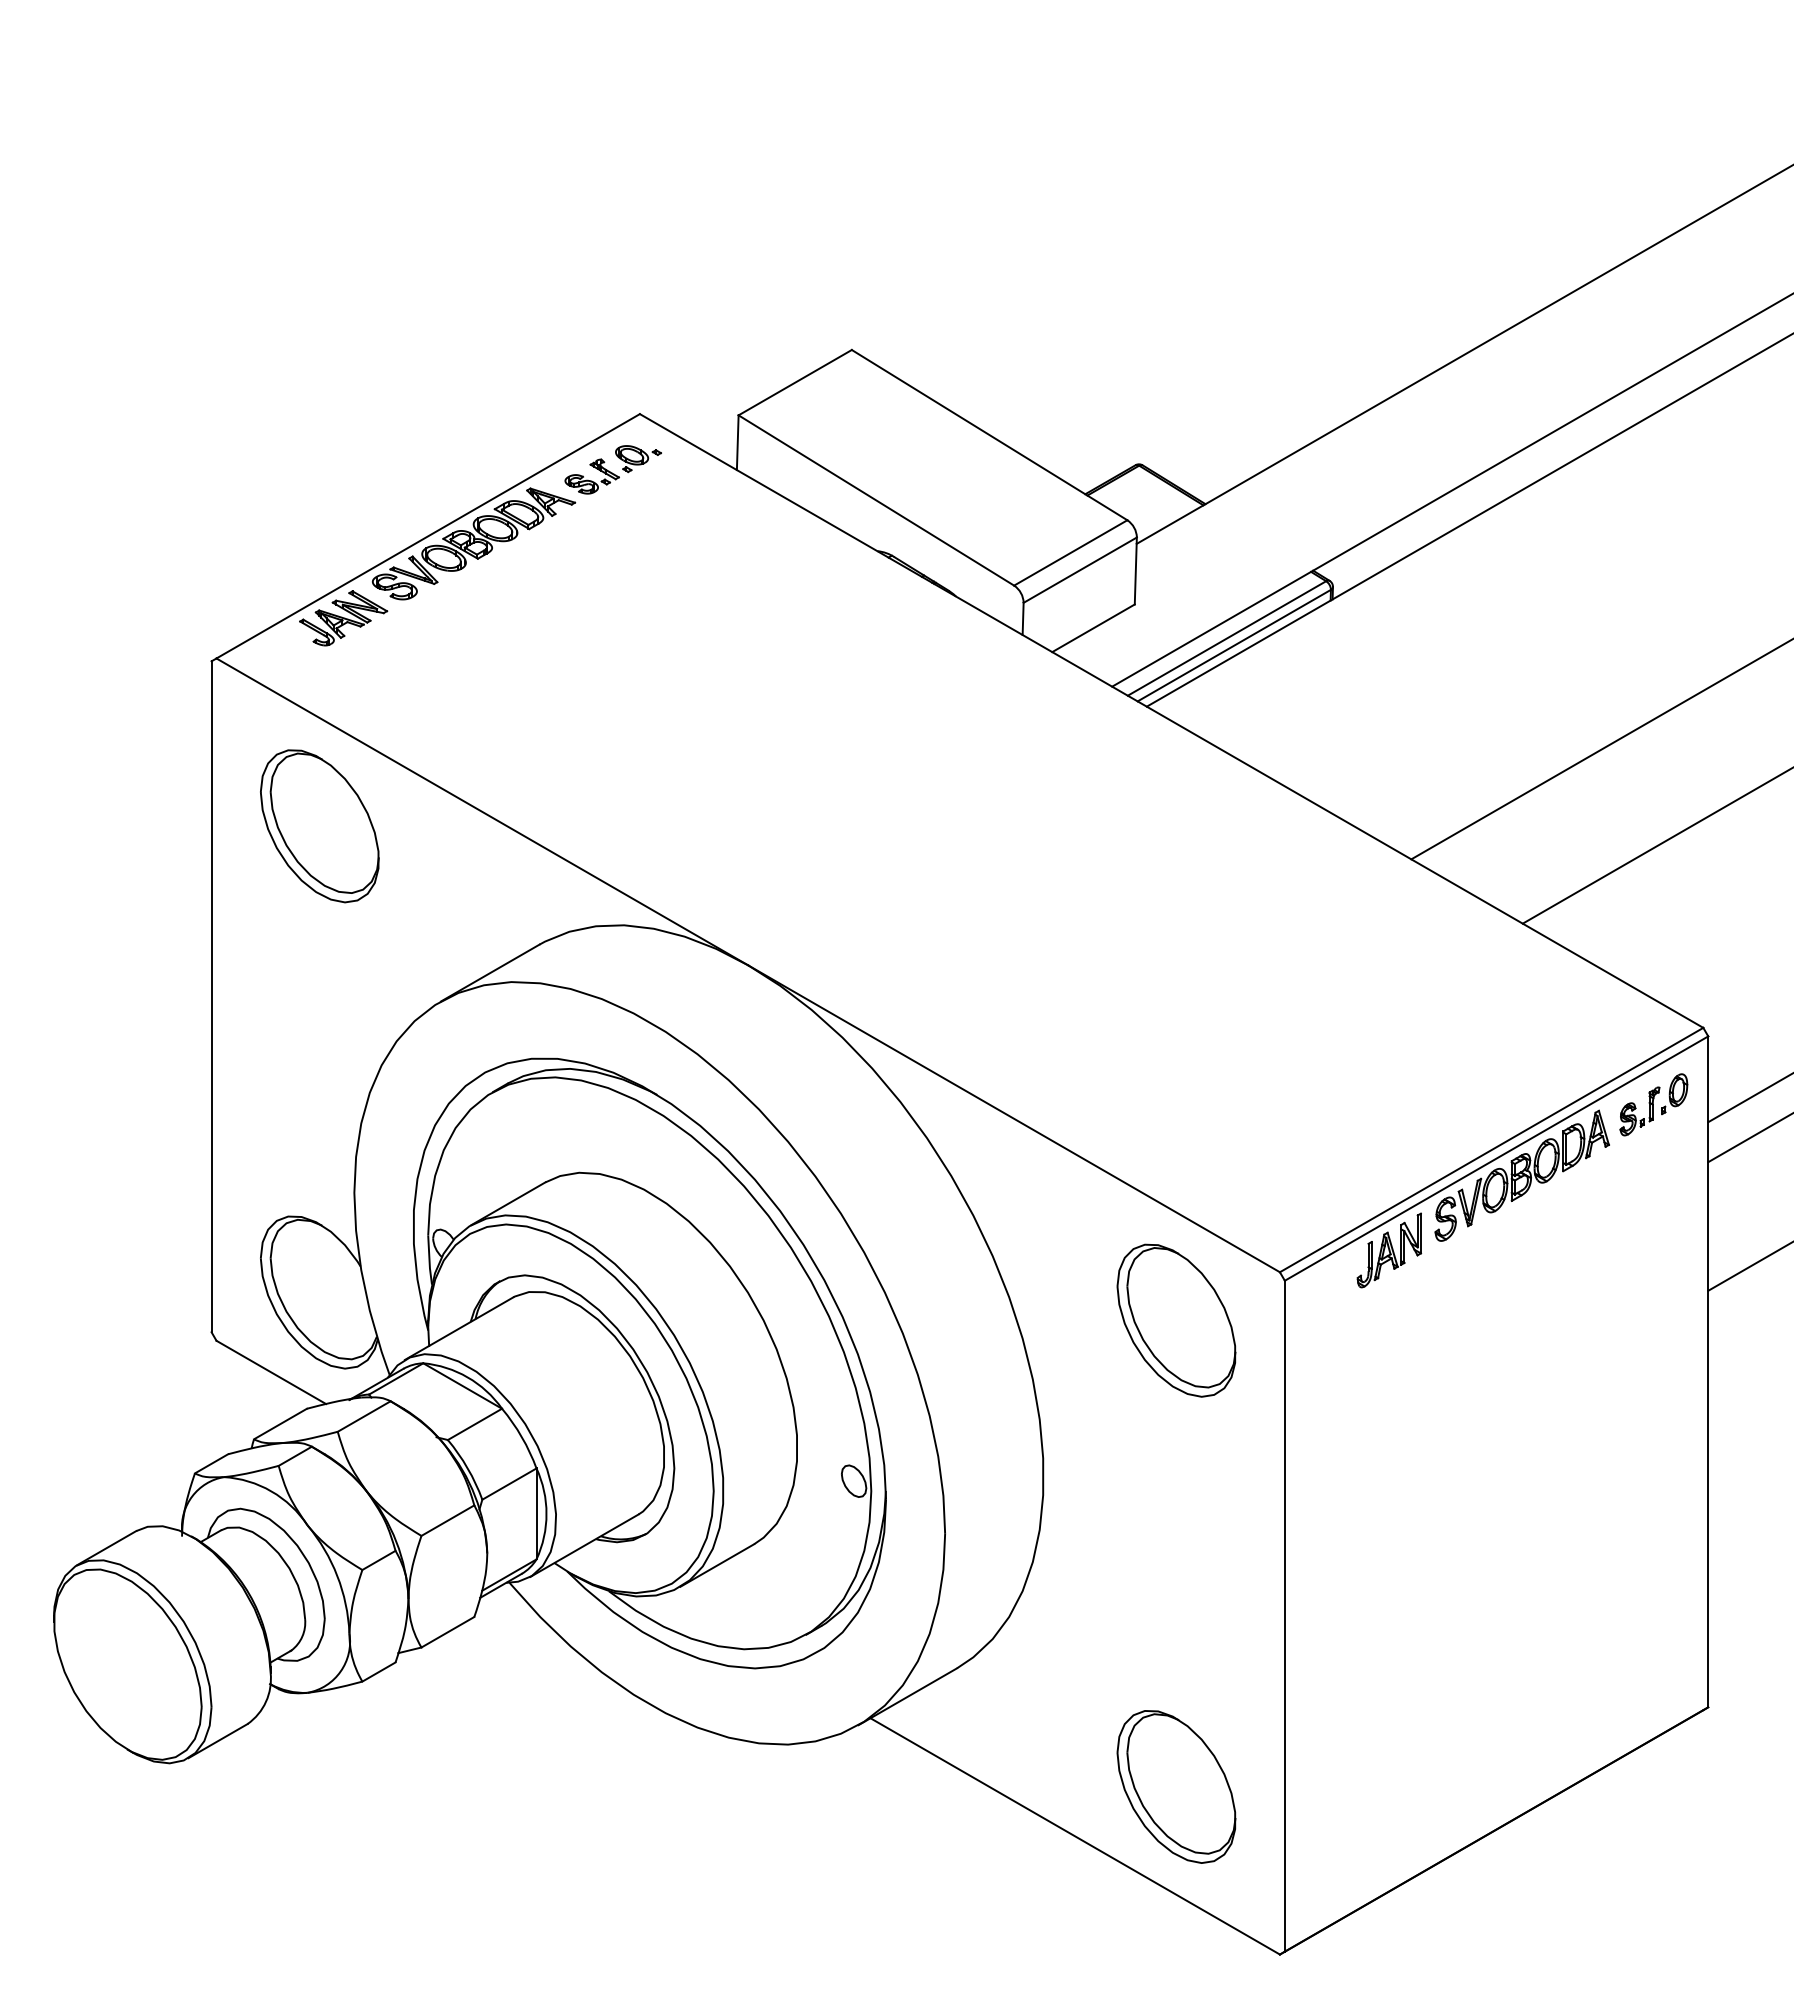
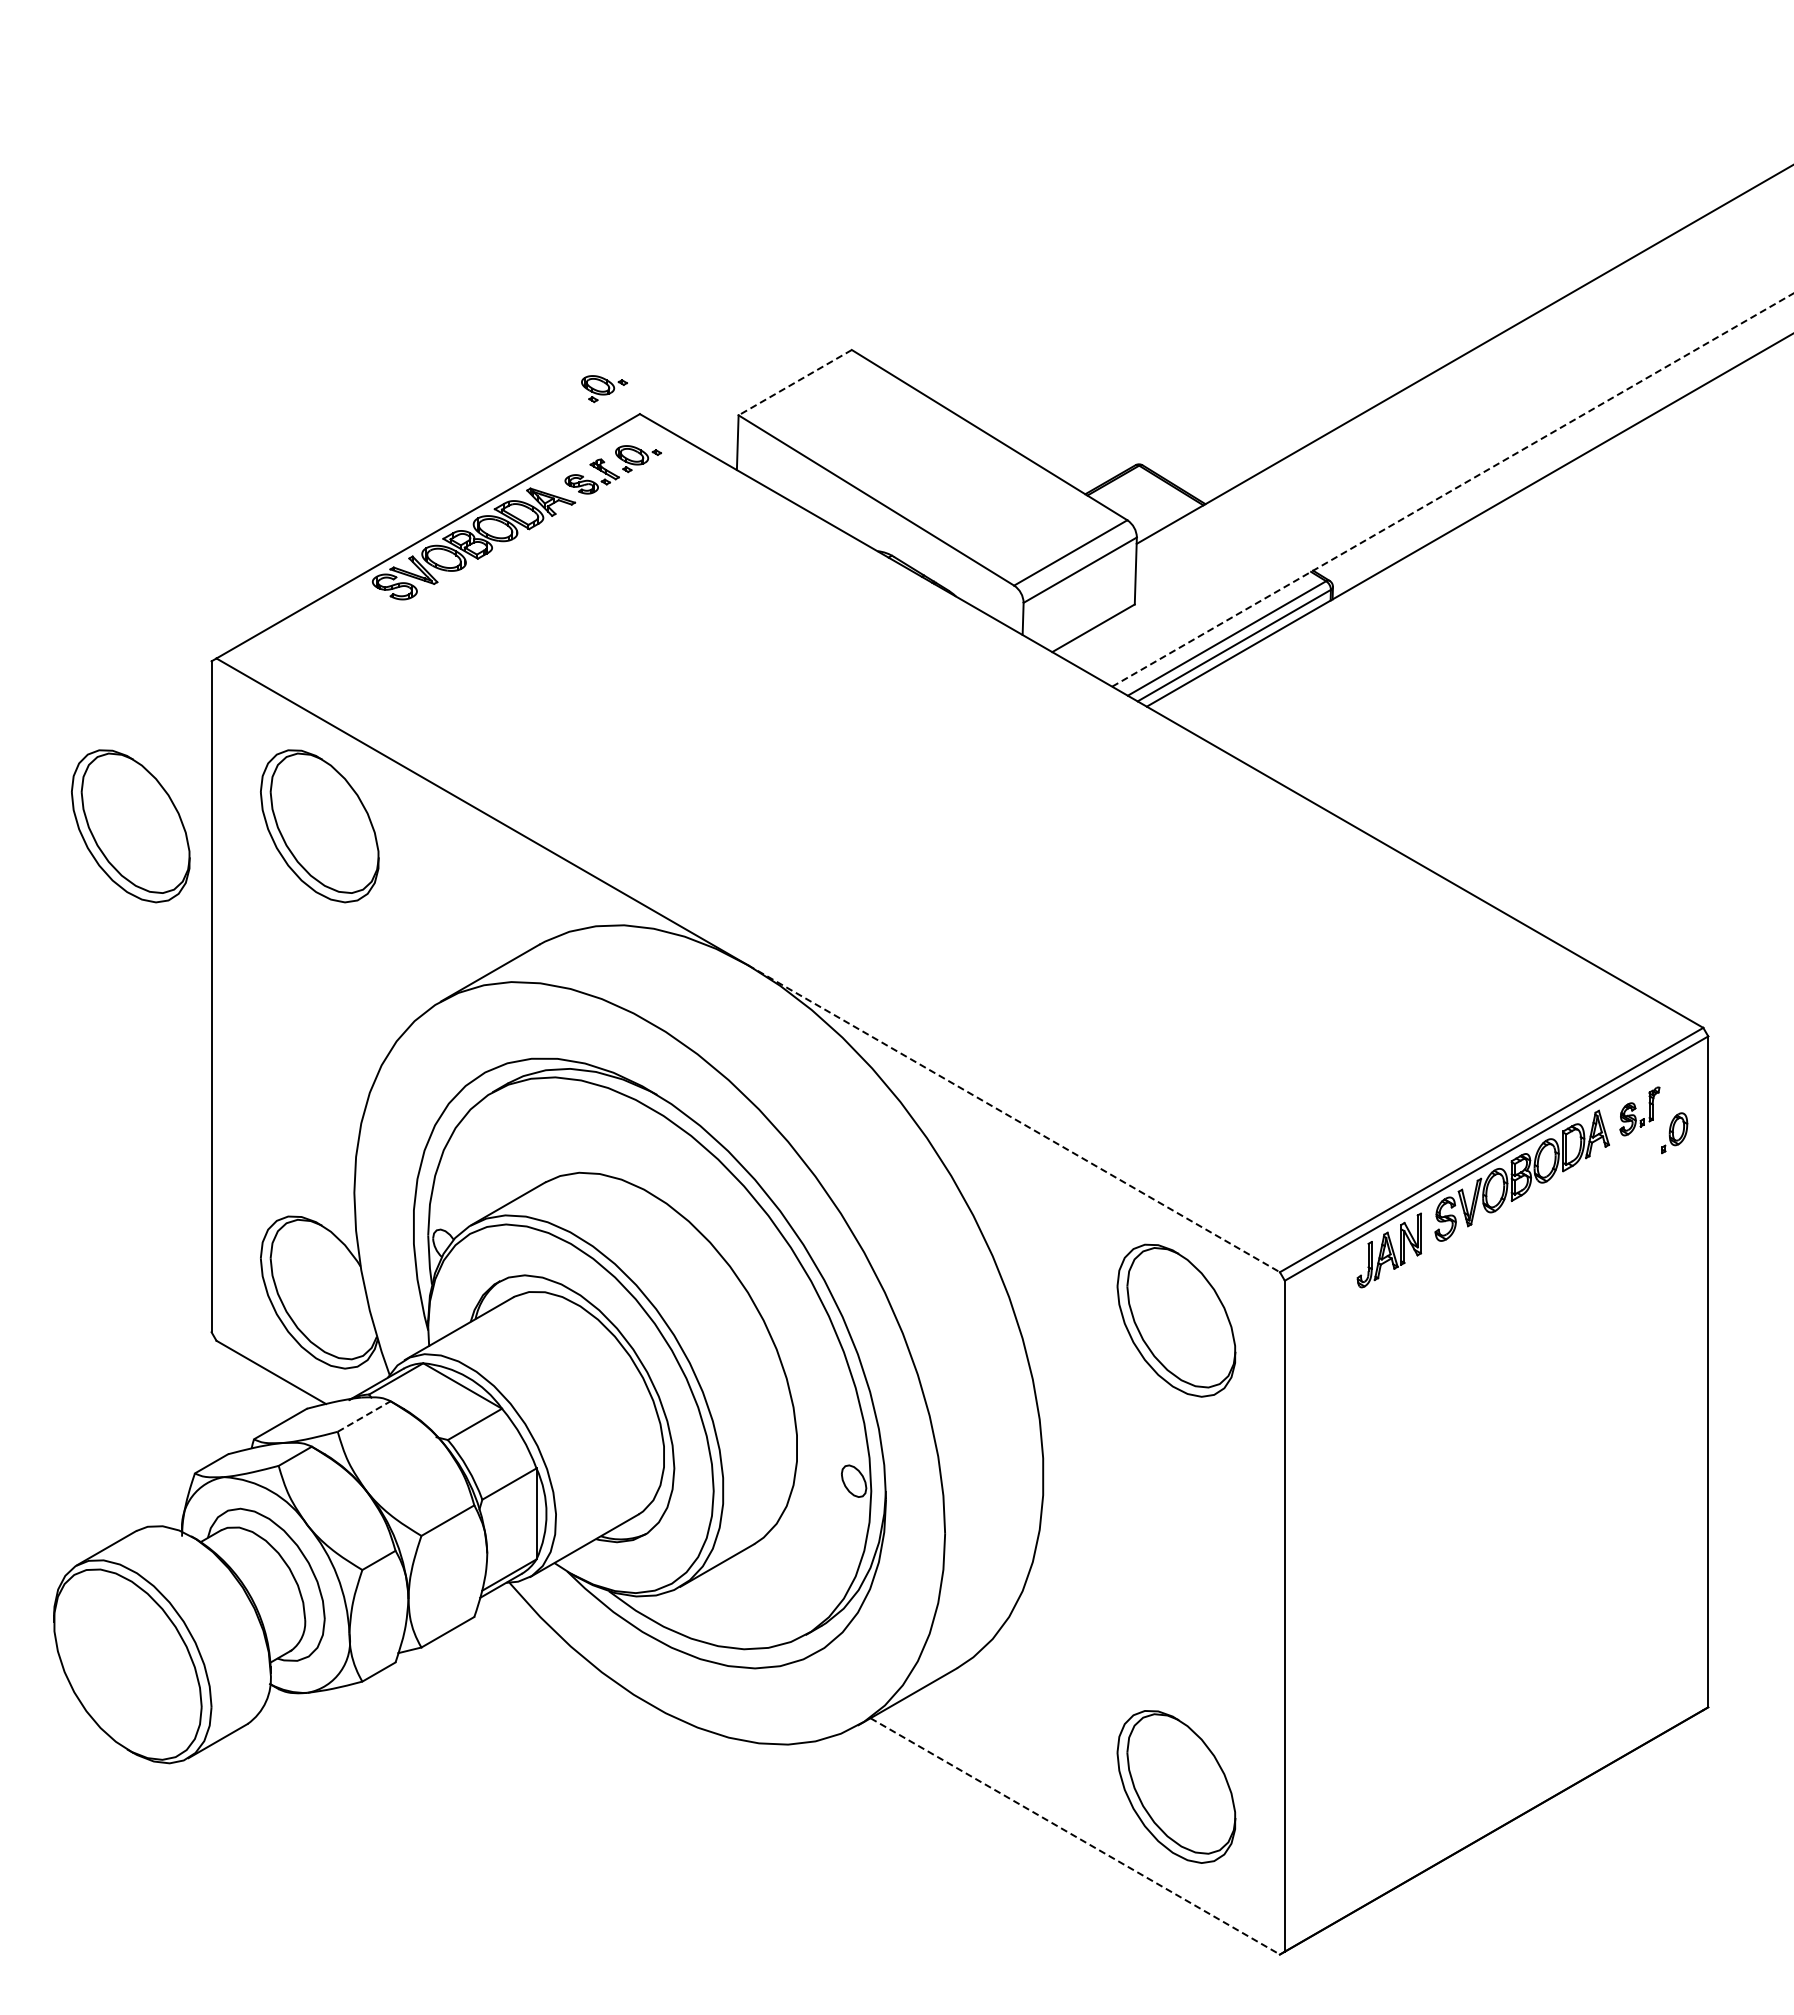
line: solid -> dashed (794, 382)
part: none -> present (604, 389)
line: solid -> dashed (1453, 489)
part: present -> none (343, 618)
line: present -> none (1600, 749)
part: none -> present (130, 826)
line: present -> none (1656, 846)
part position: (1674, 1094) -> (1674, 1133) (1674, 1133)
line: present -> none (1749, 1098)
line: solid -> dashed (1014, 1118)
line: present -> none (1749, 1138)
line: present -> none (1749, 1266)
line: solid -> dashed (364, 1416)
line: solid -> dashed (1075, 1836)
